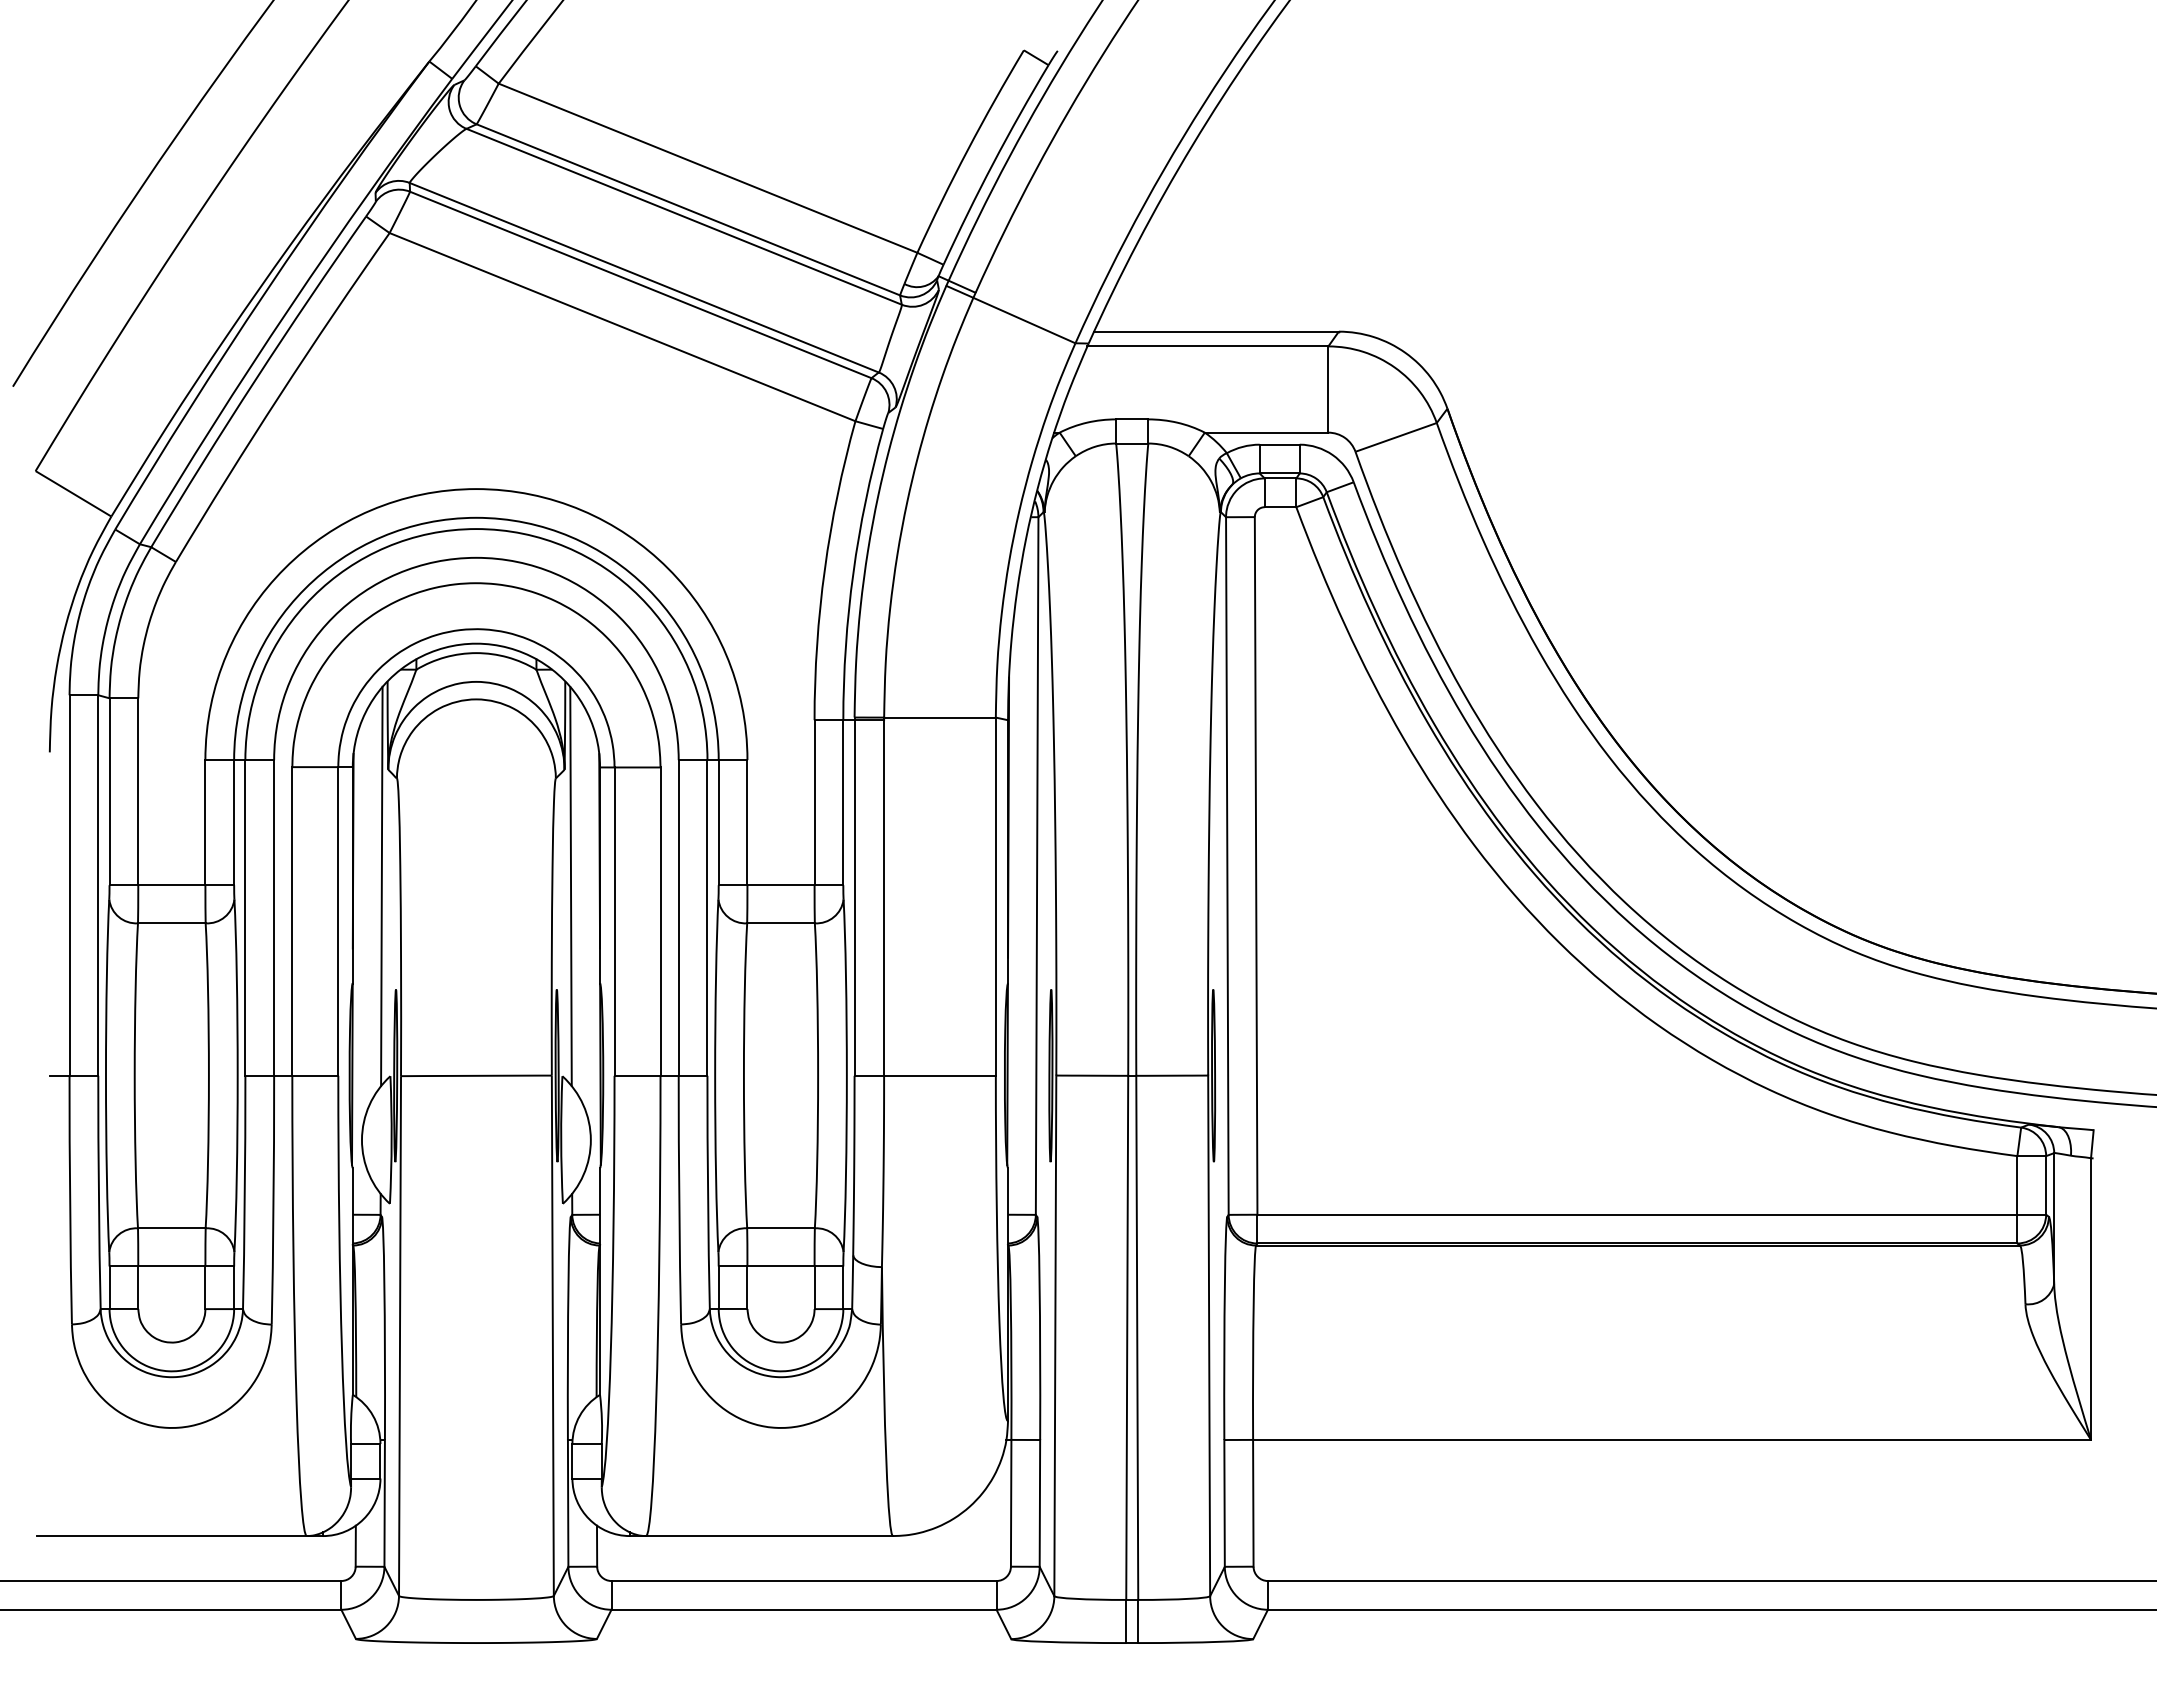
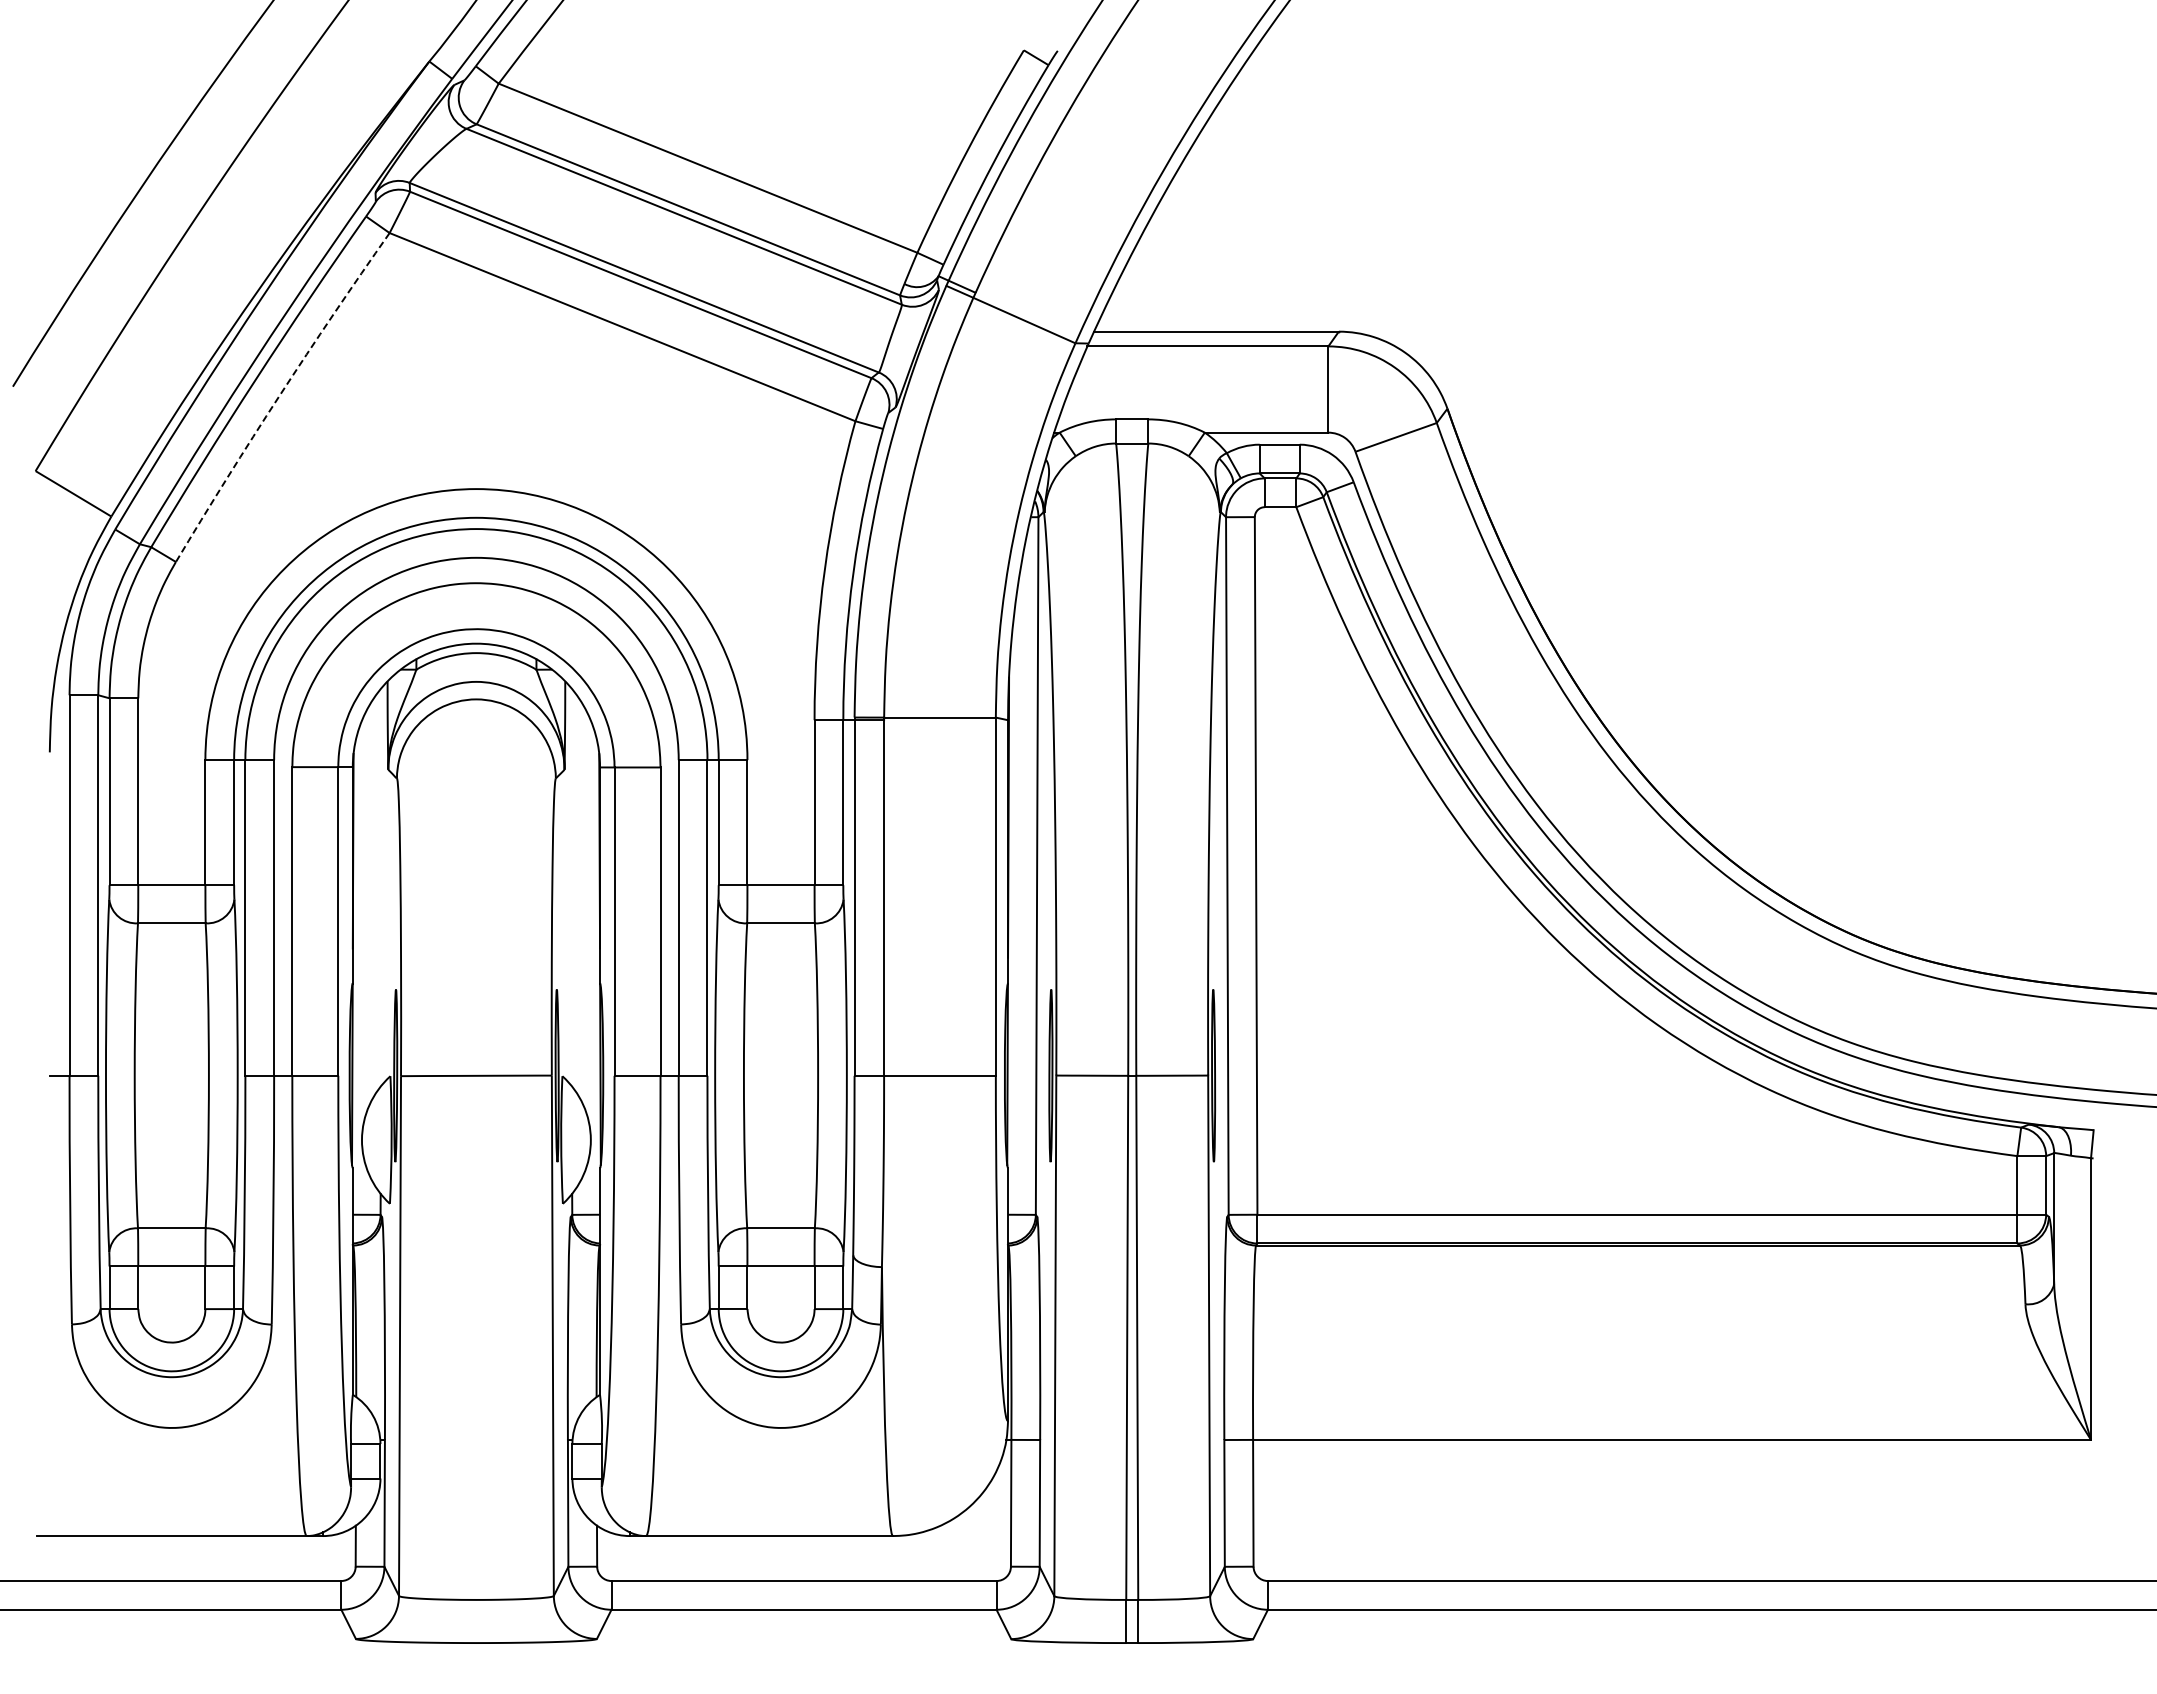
arc: solid -> dashed (279, 395)
line: present -> none (381, 886)
line: present -> none (570, 886)
